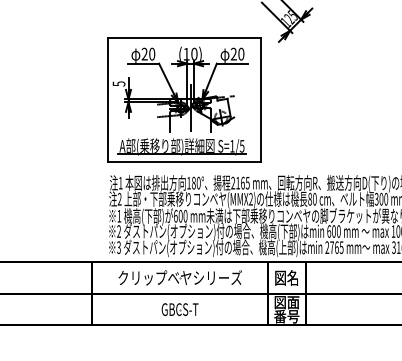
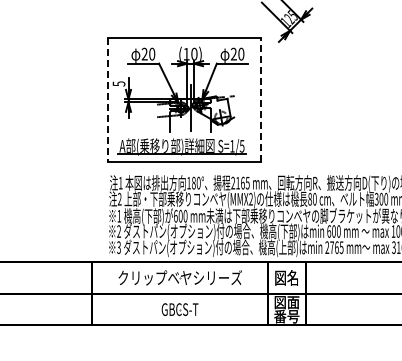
line: solid -> dashed (108, 100)
line: solid -> dashed (261, 100)
